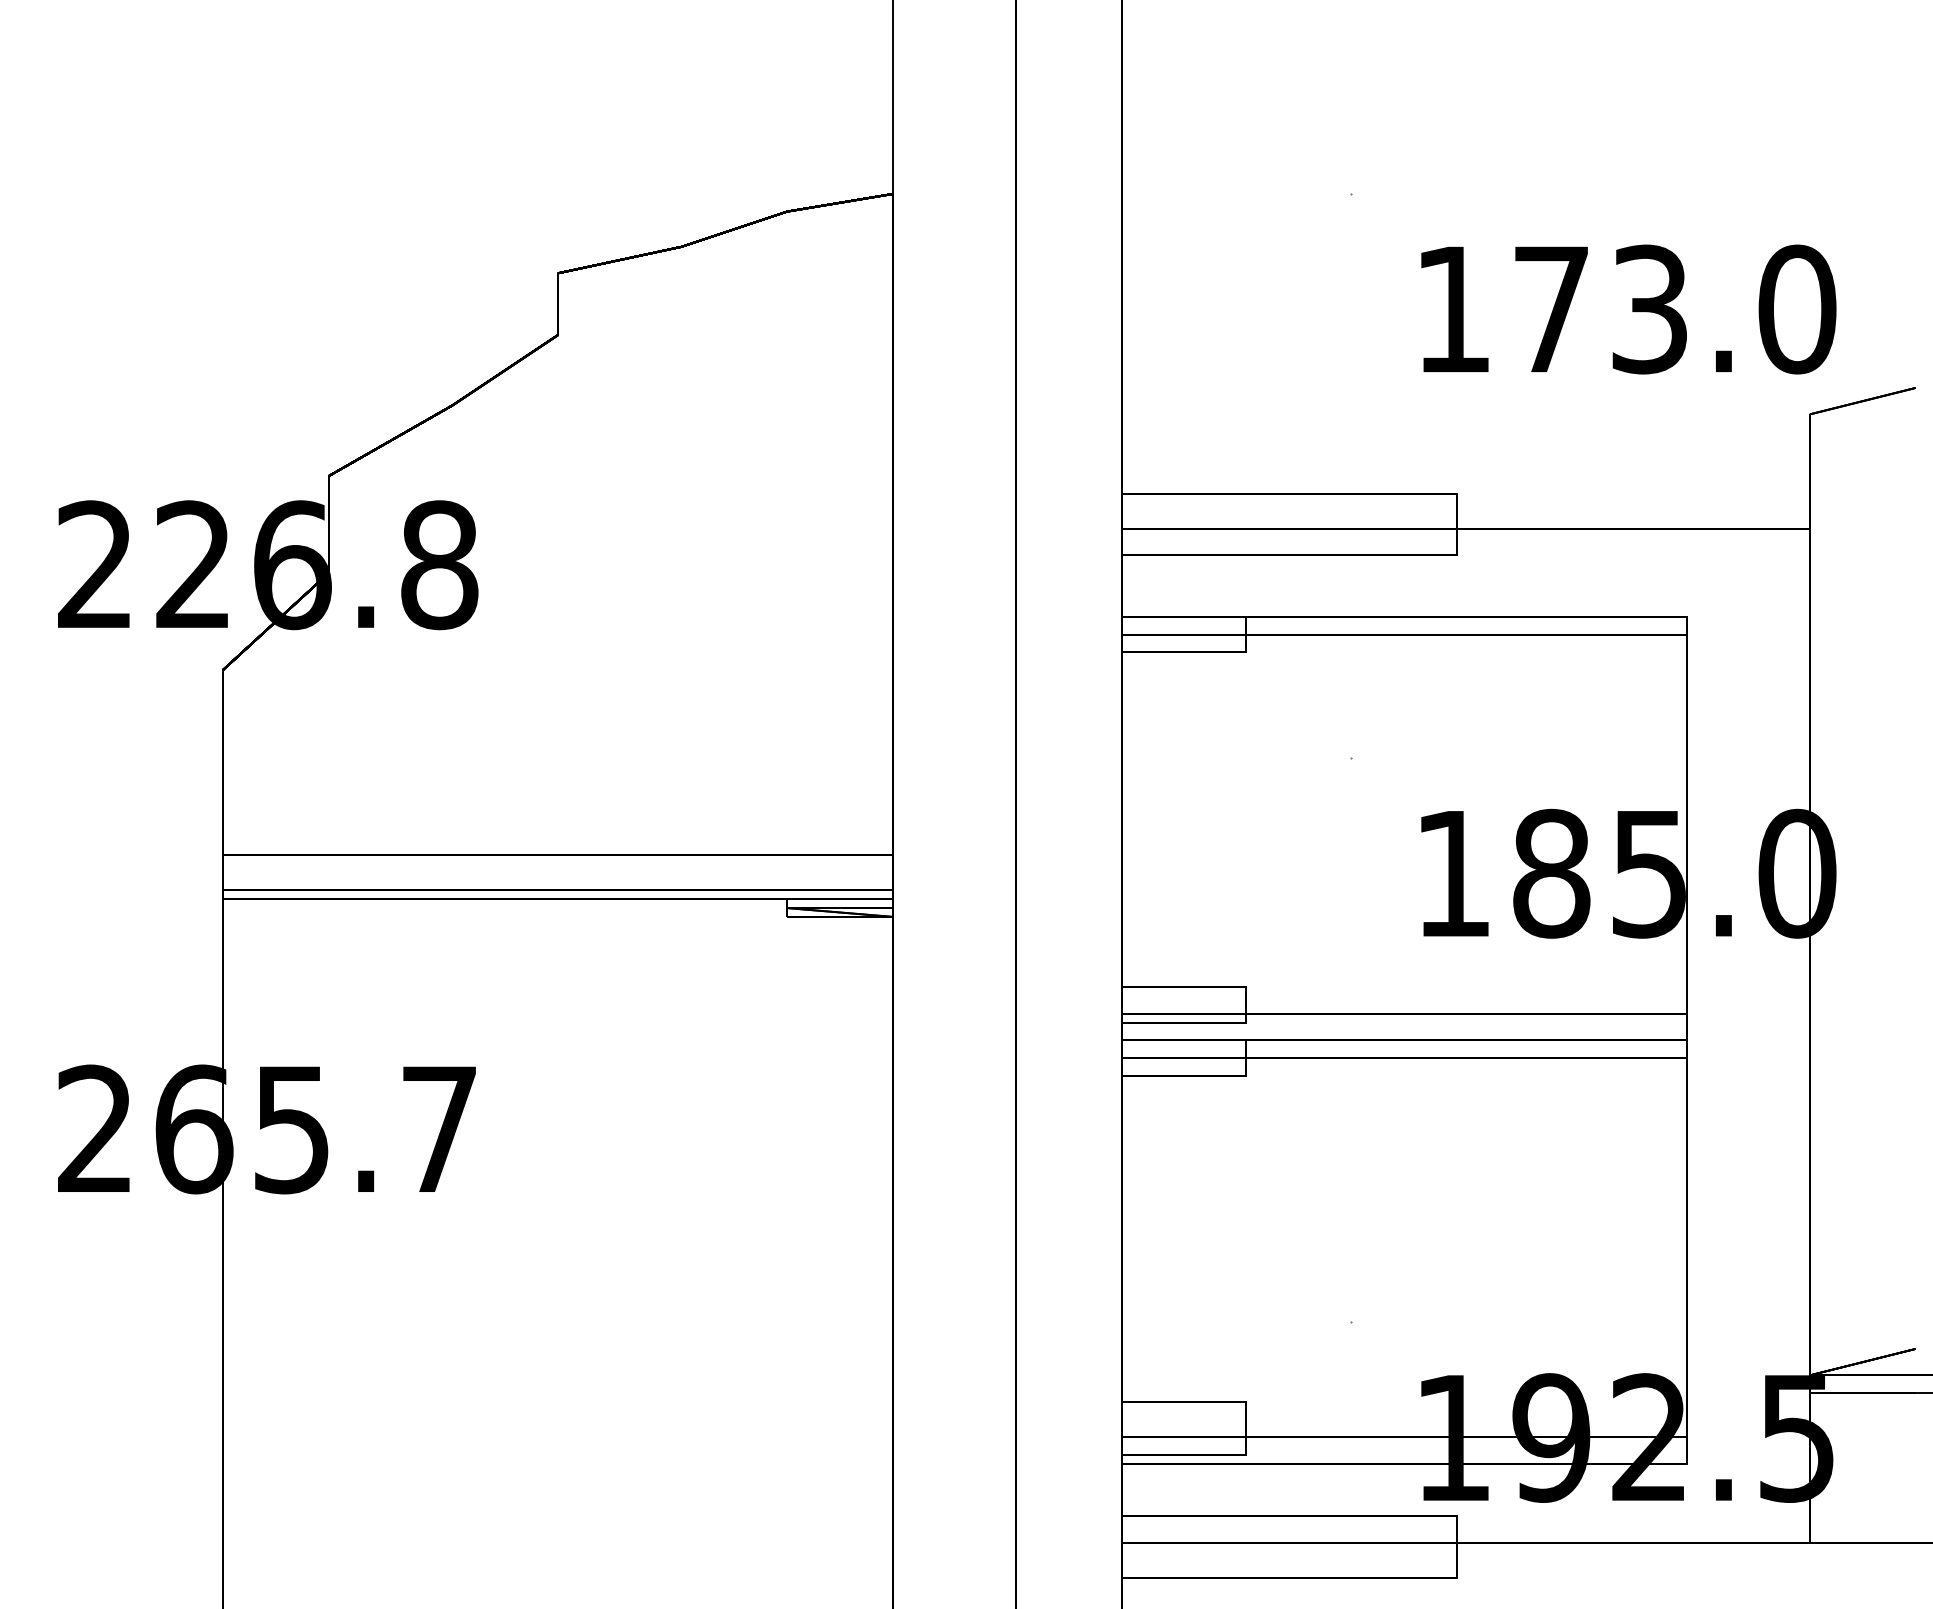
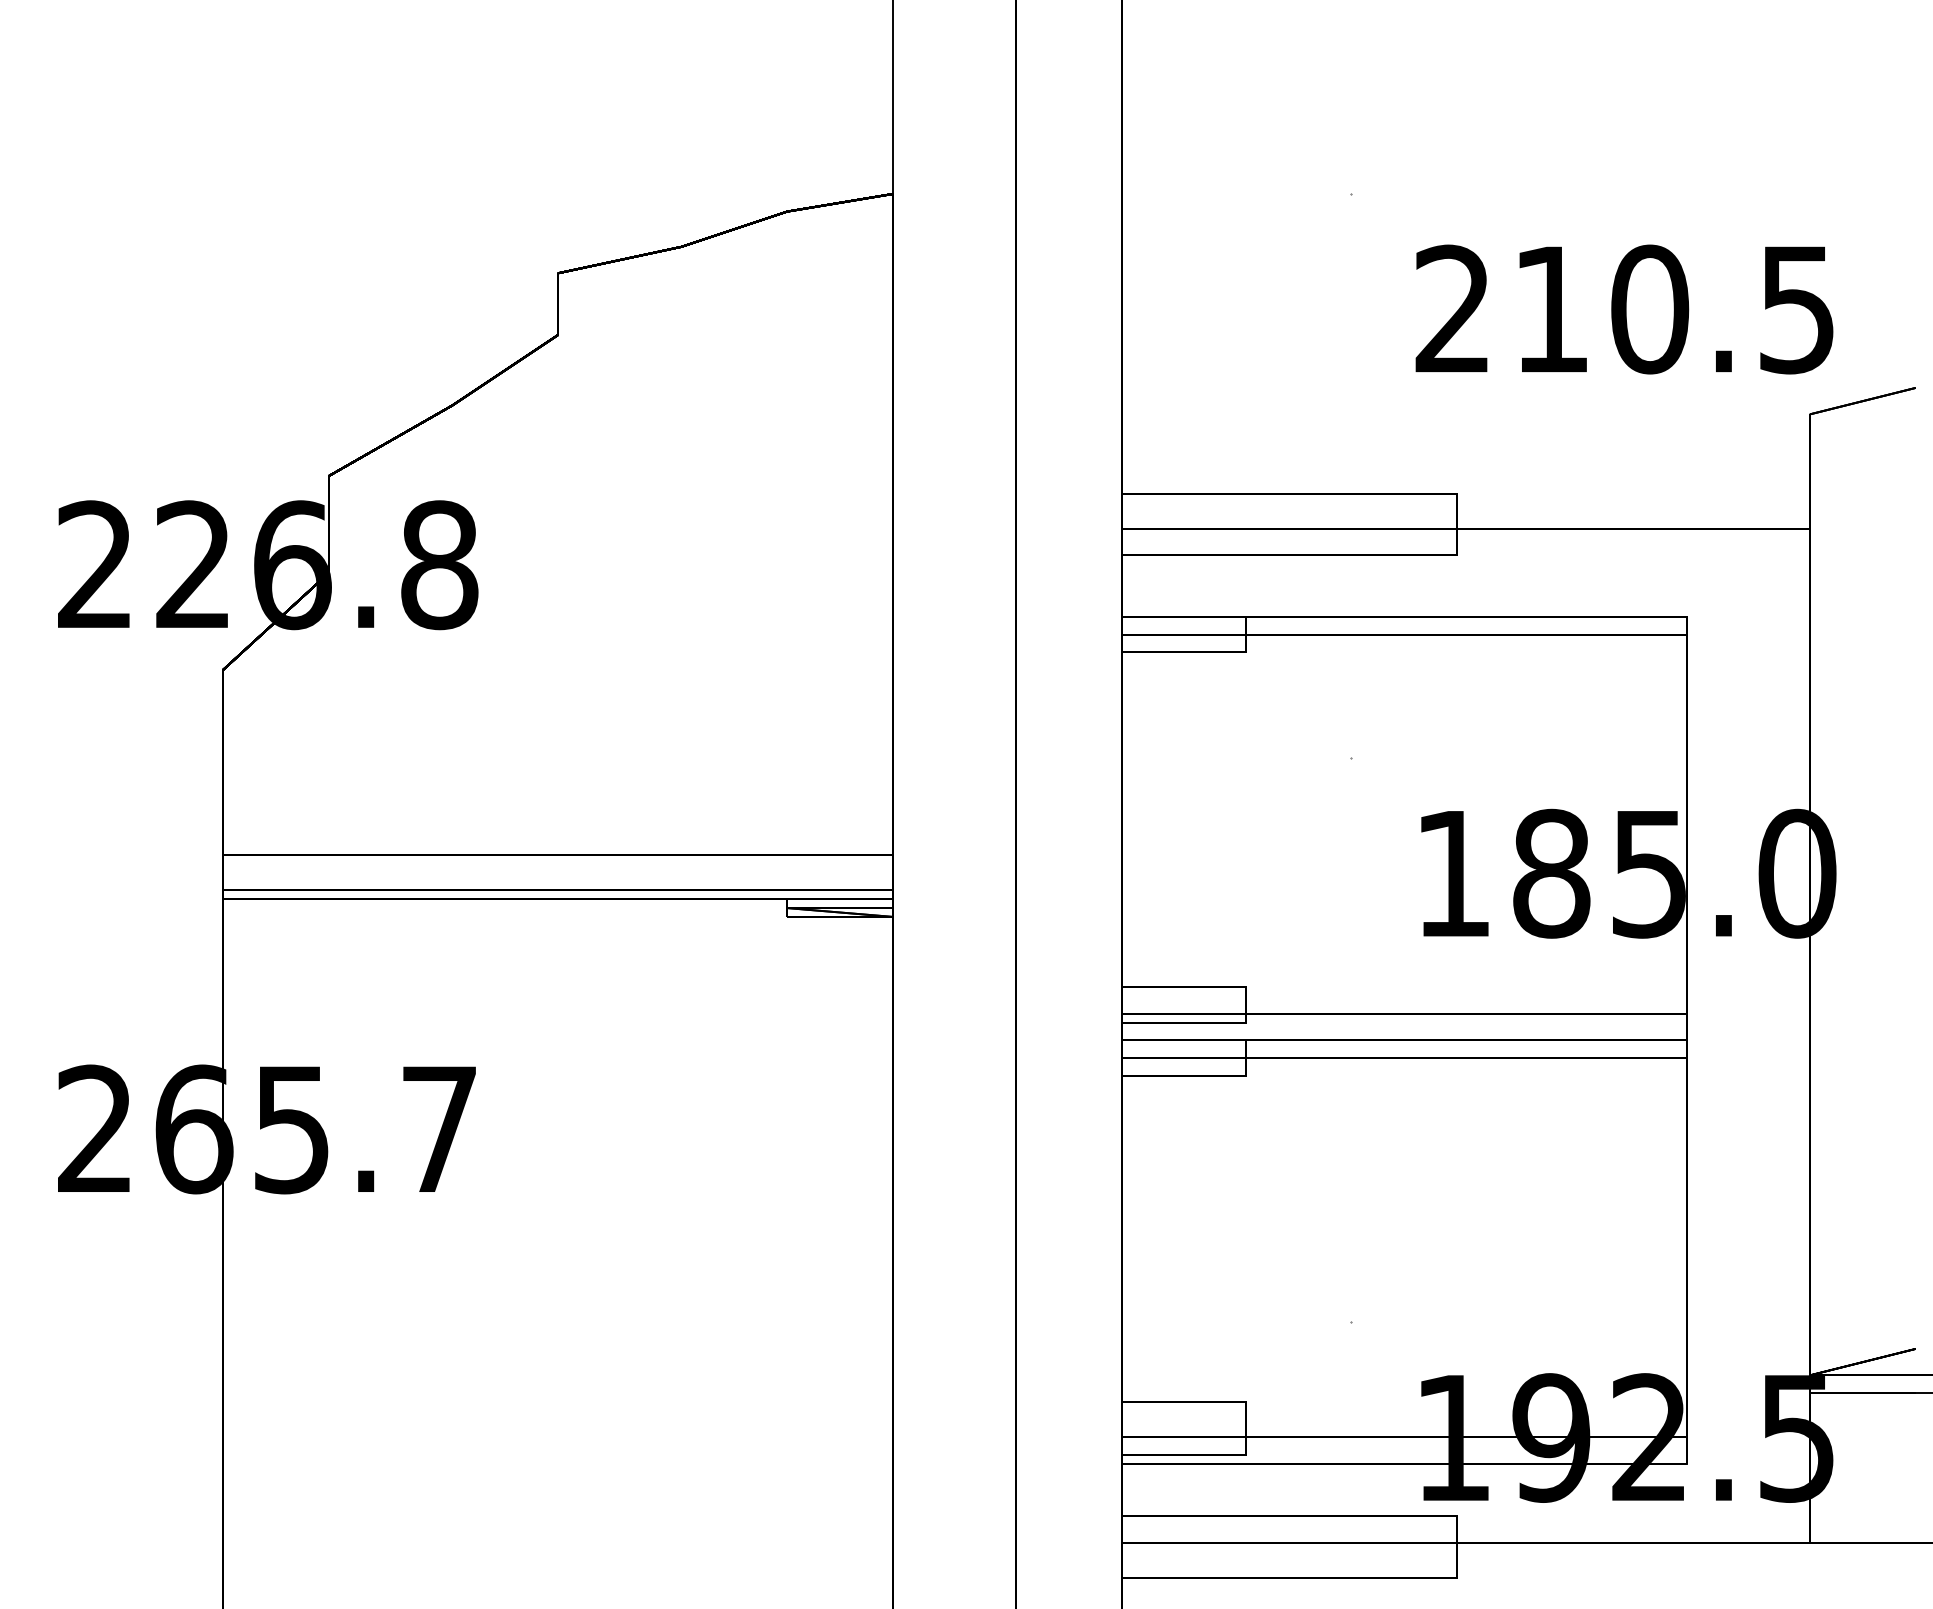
text: 173.0 -> 210.5 (1625, 309)
